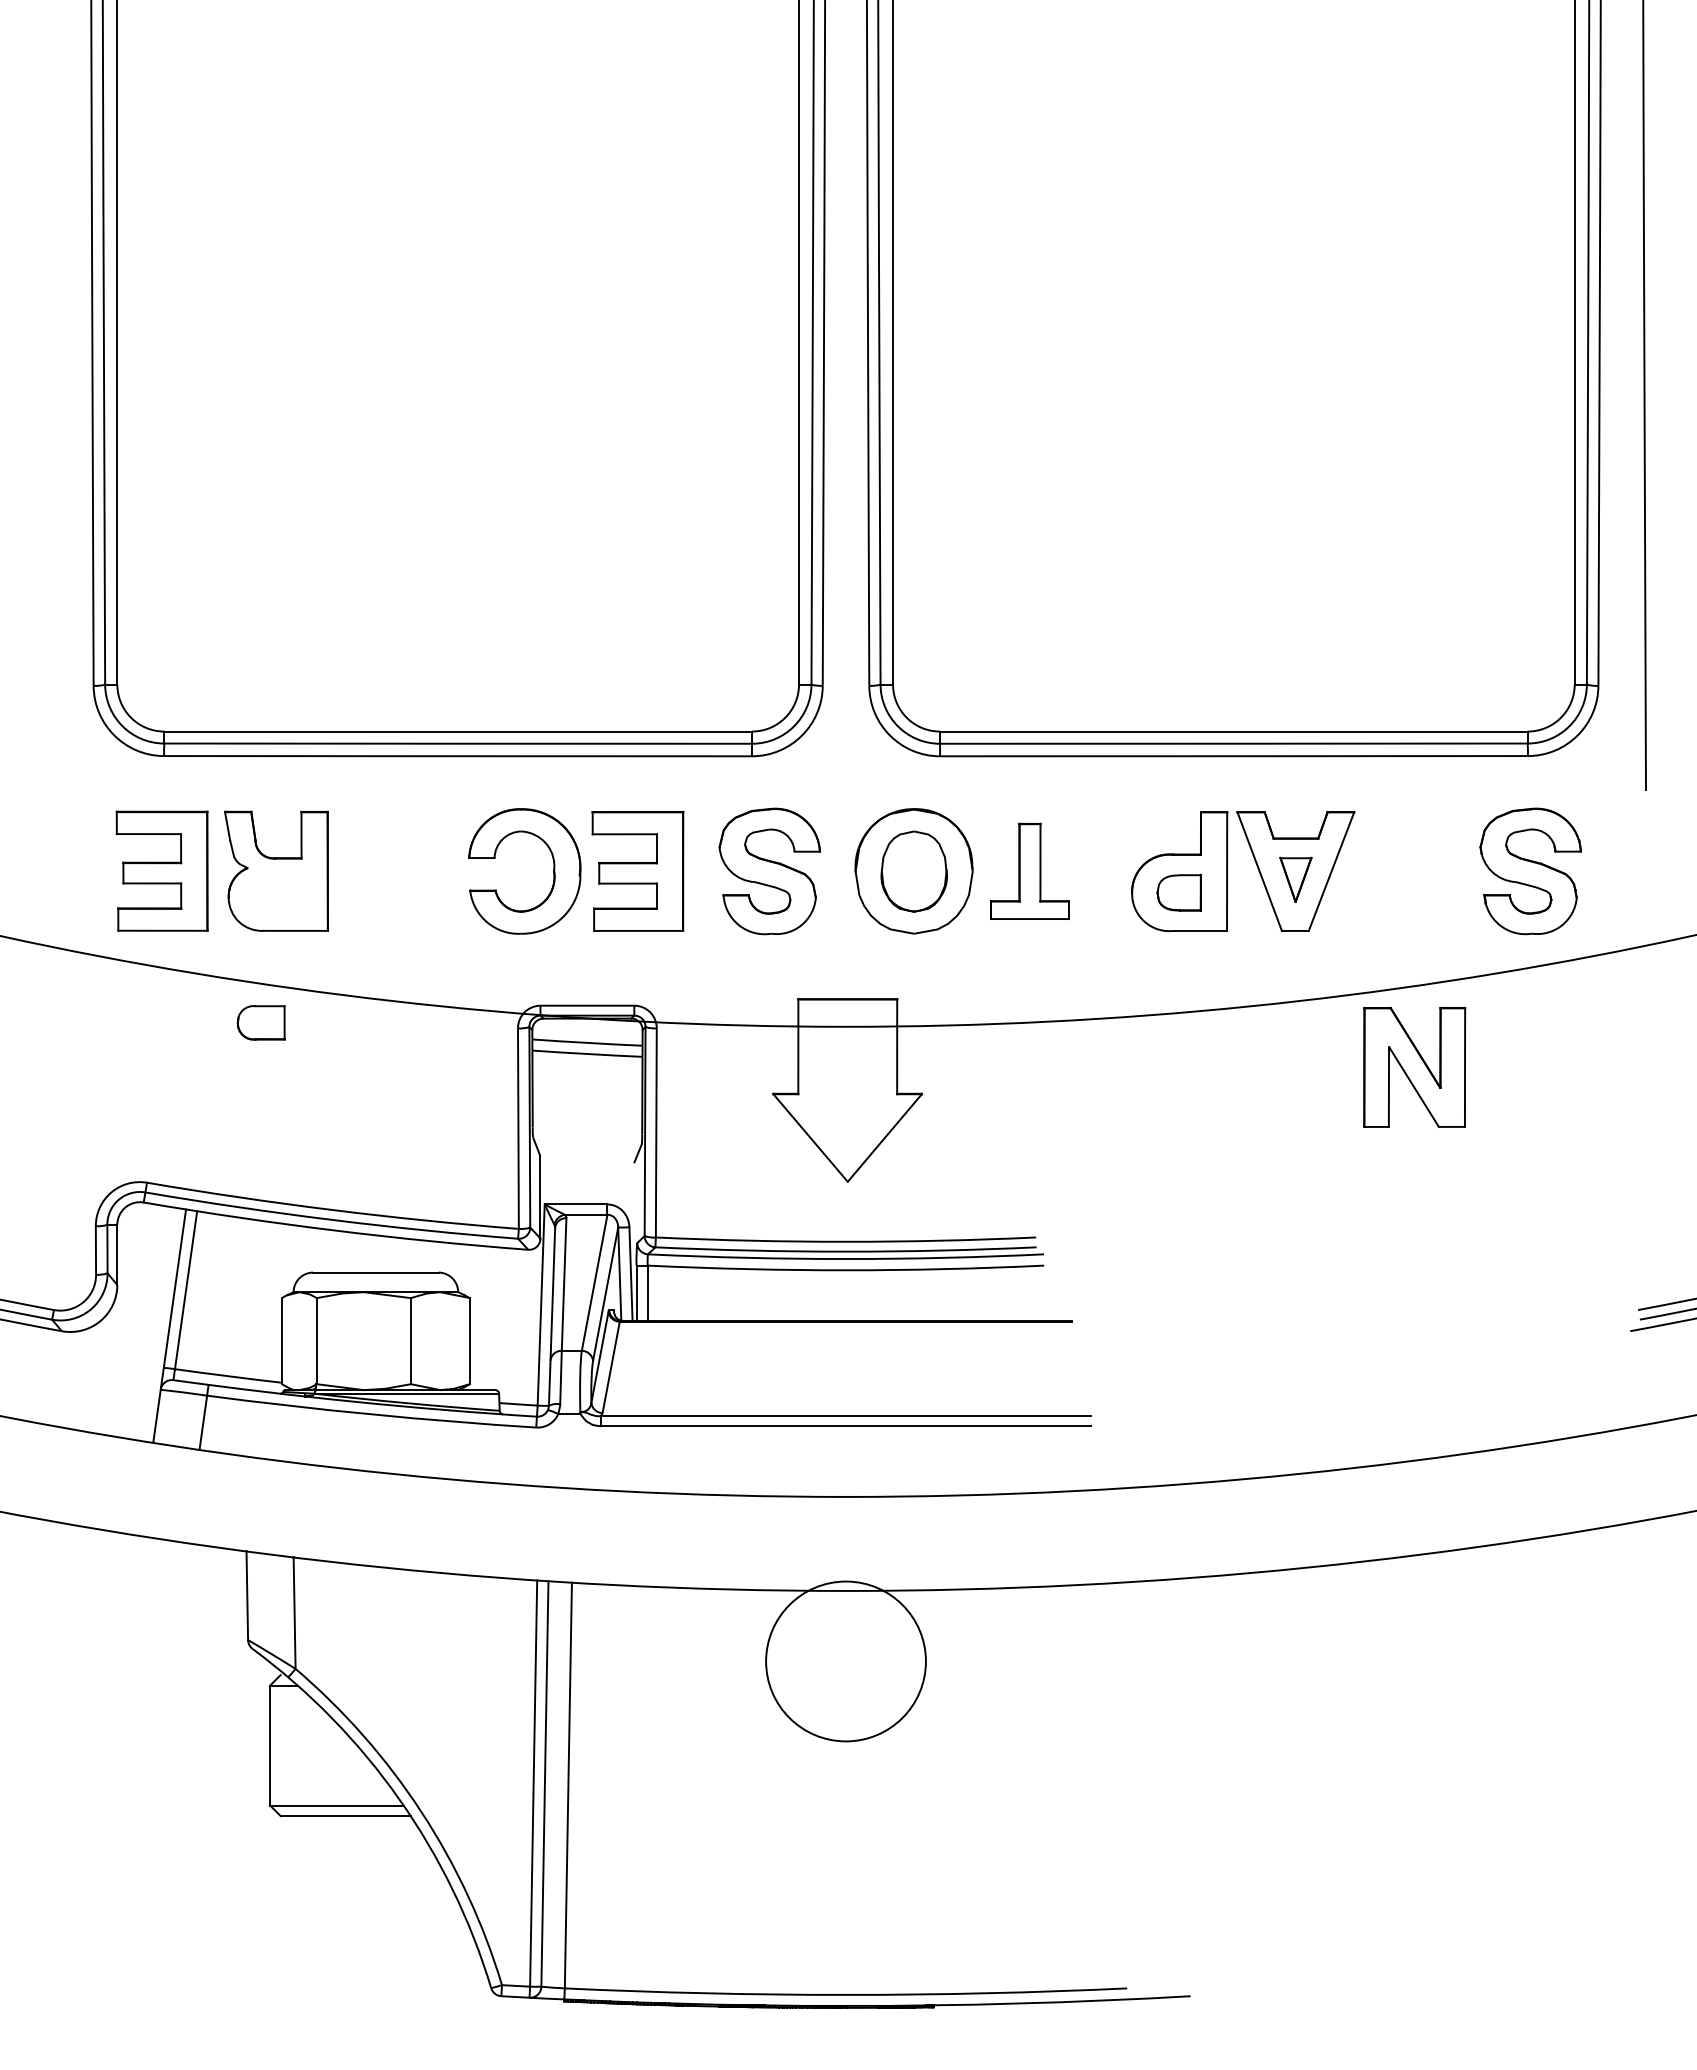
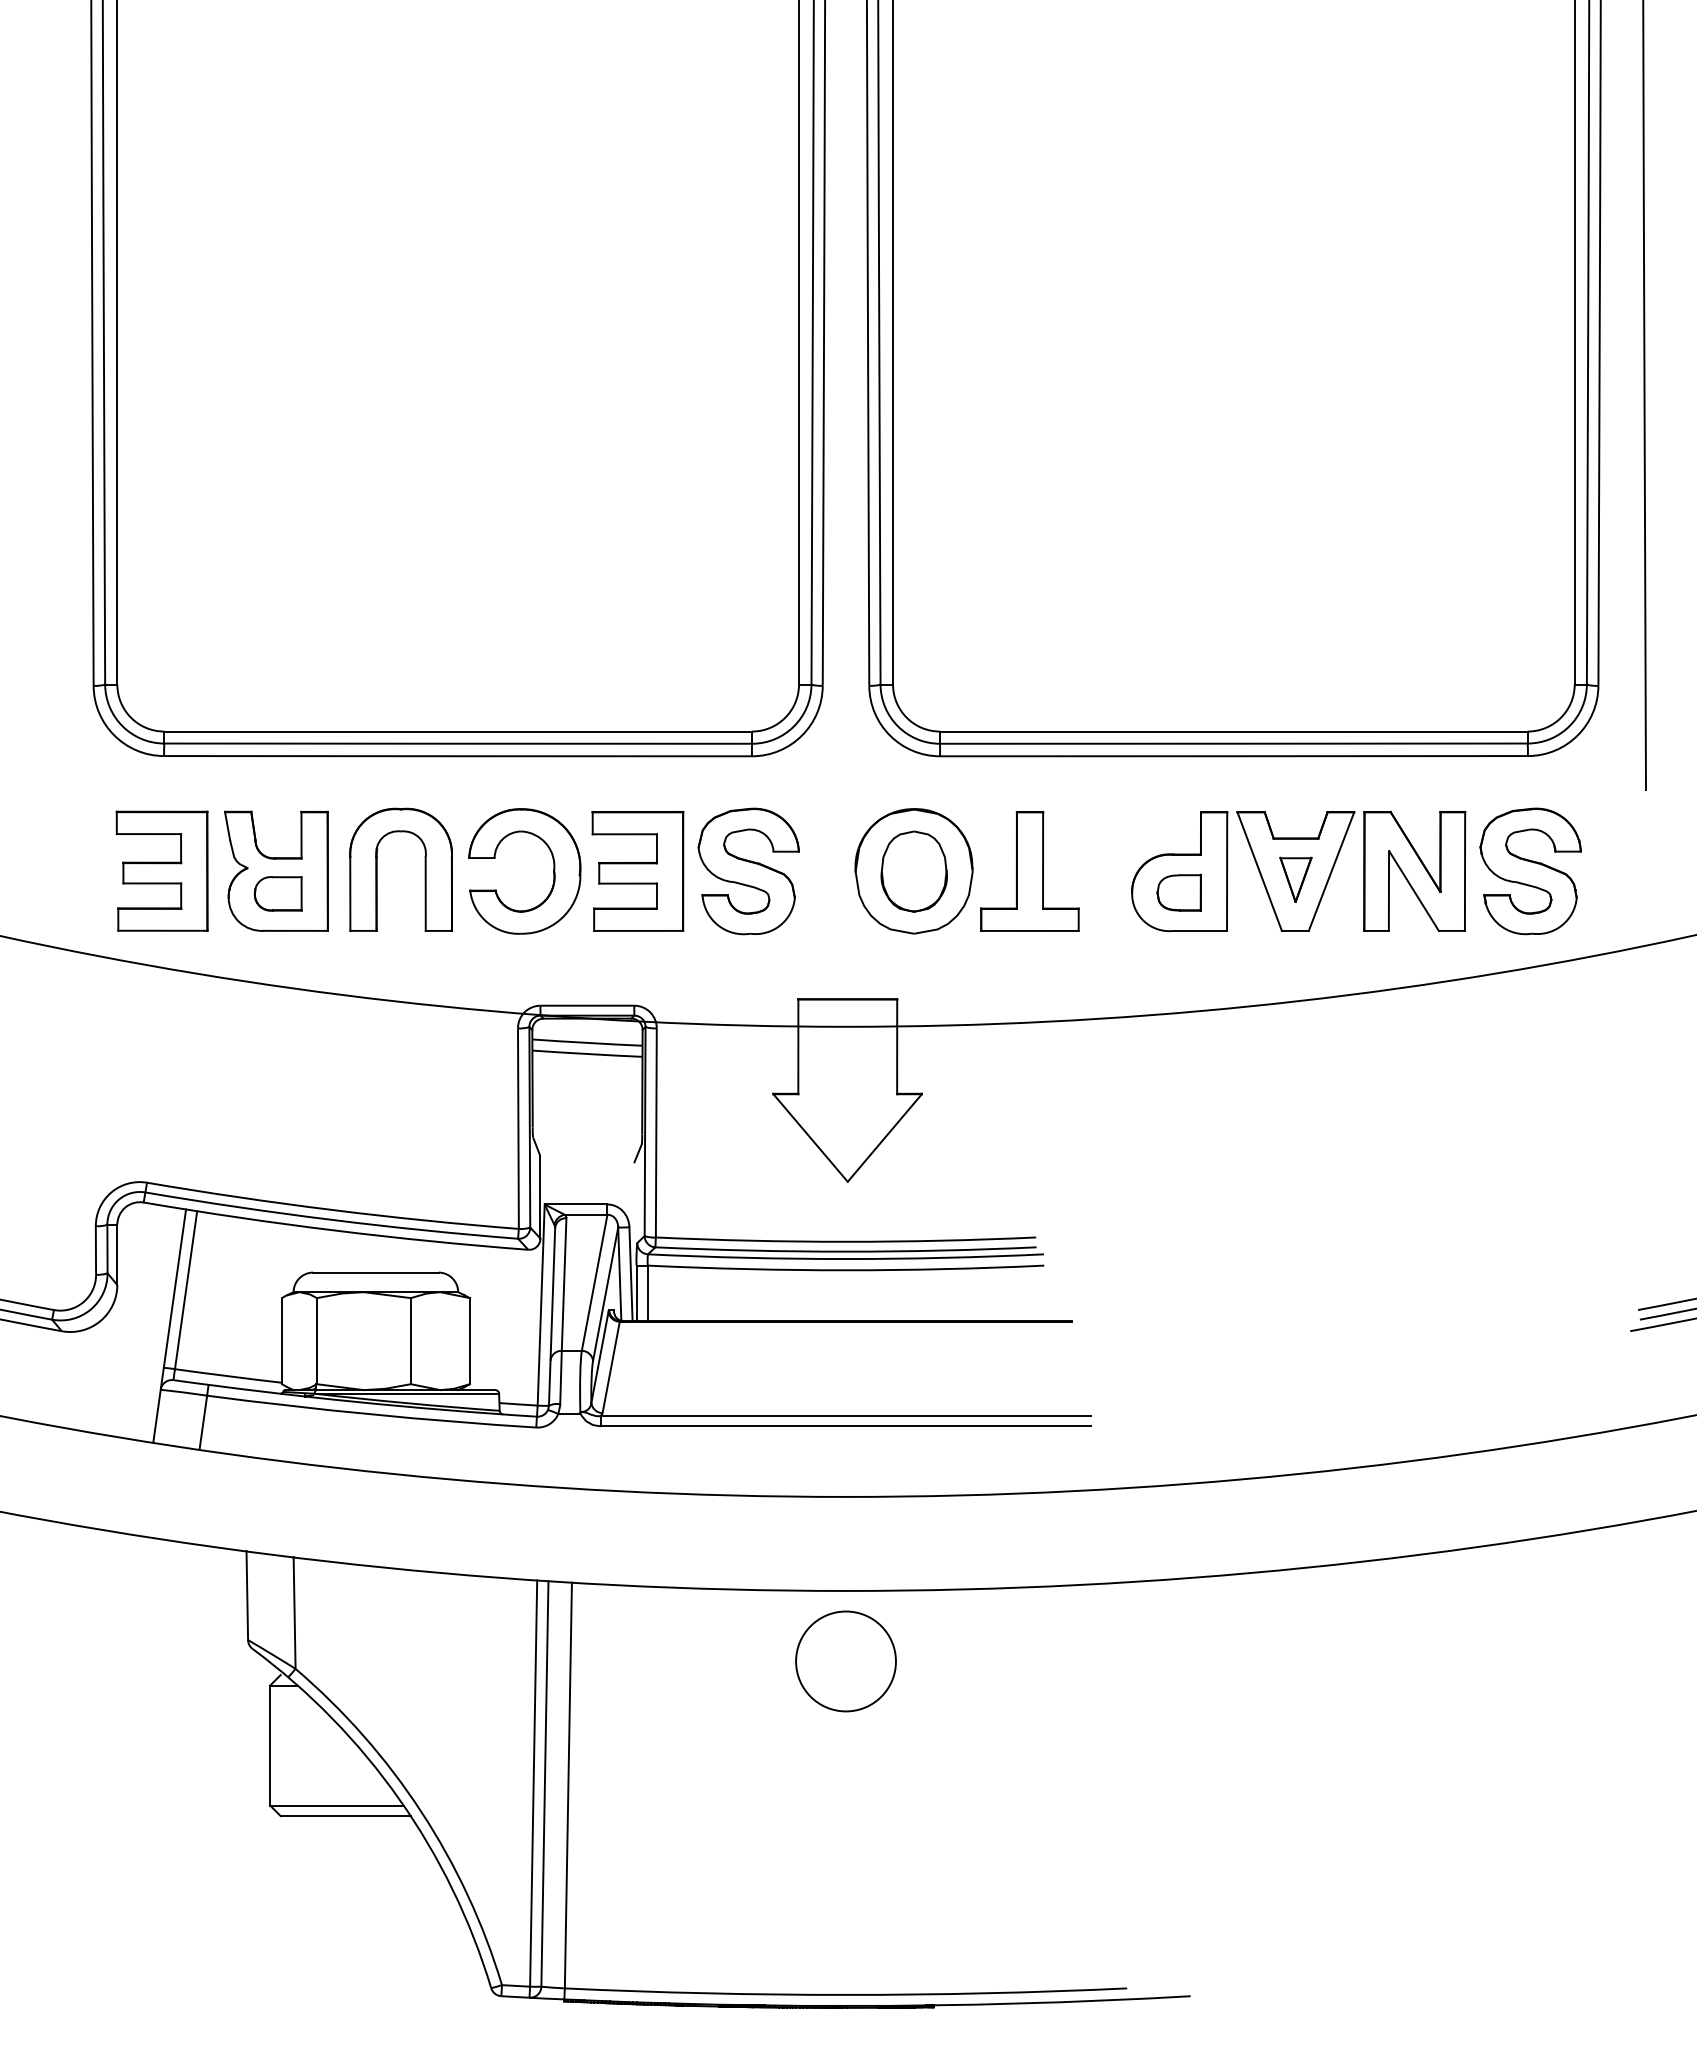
part: none -> present (377, 869)
part size: 80x98 px -> 100x121 px (1029, 871)
part position: (769, 871) -> (748, 871) (748, 871)
part position: (260, 1022) -> (277, 893) (277, 893)
part position: (1414, 1066) -> (1414, 870) (1414, 870)
circle diameter: 160 px -> 100 px (845, 1661)
